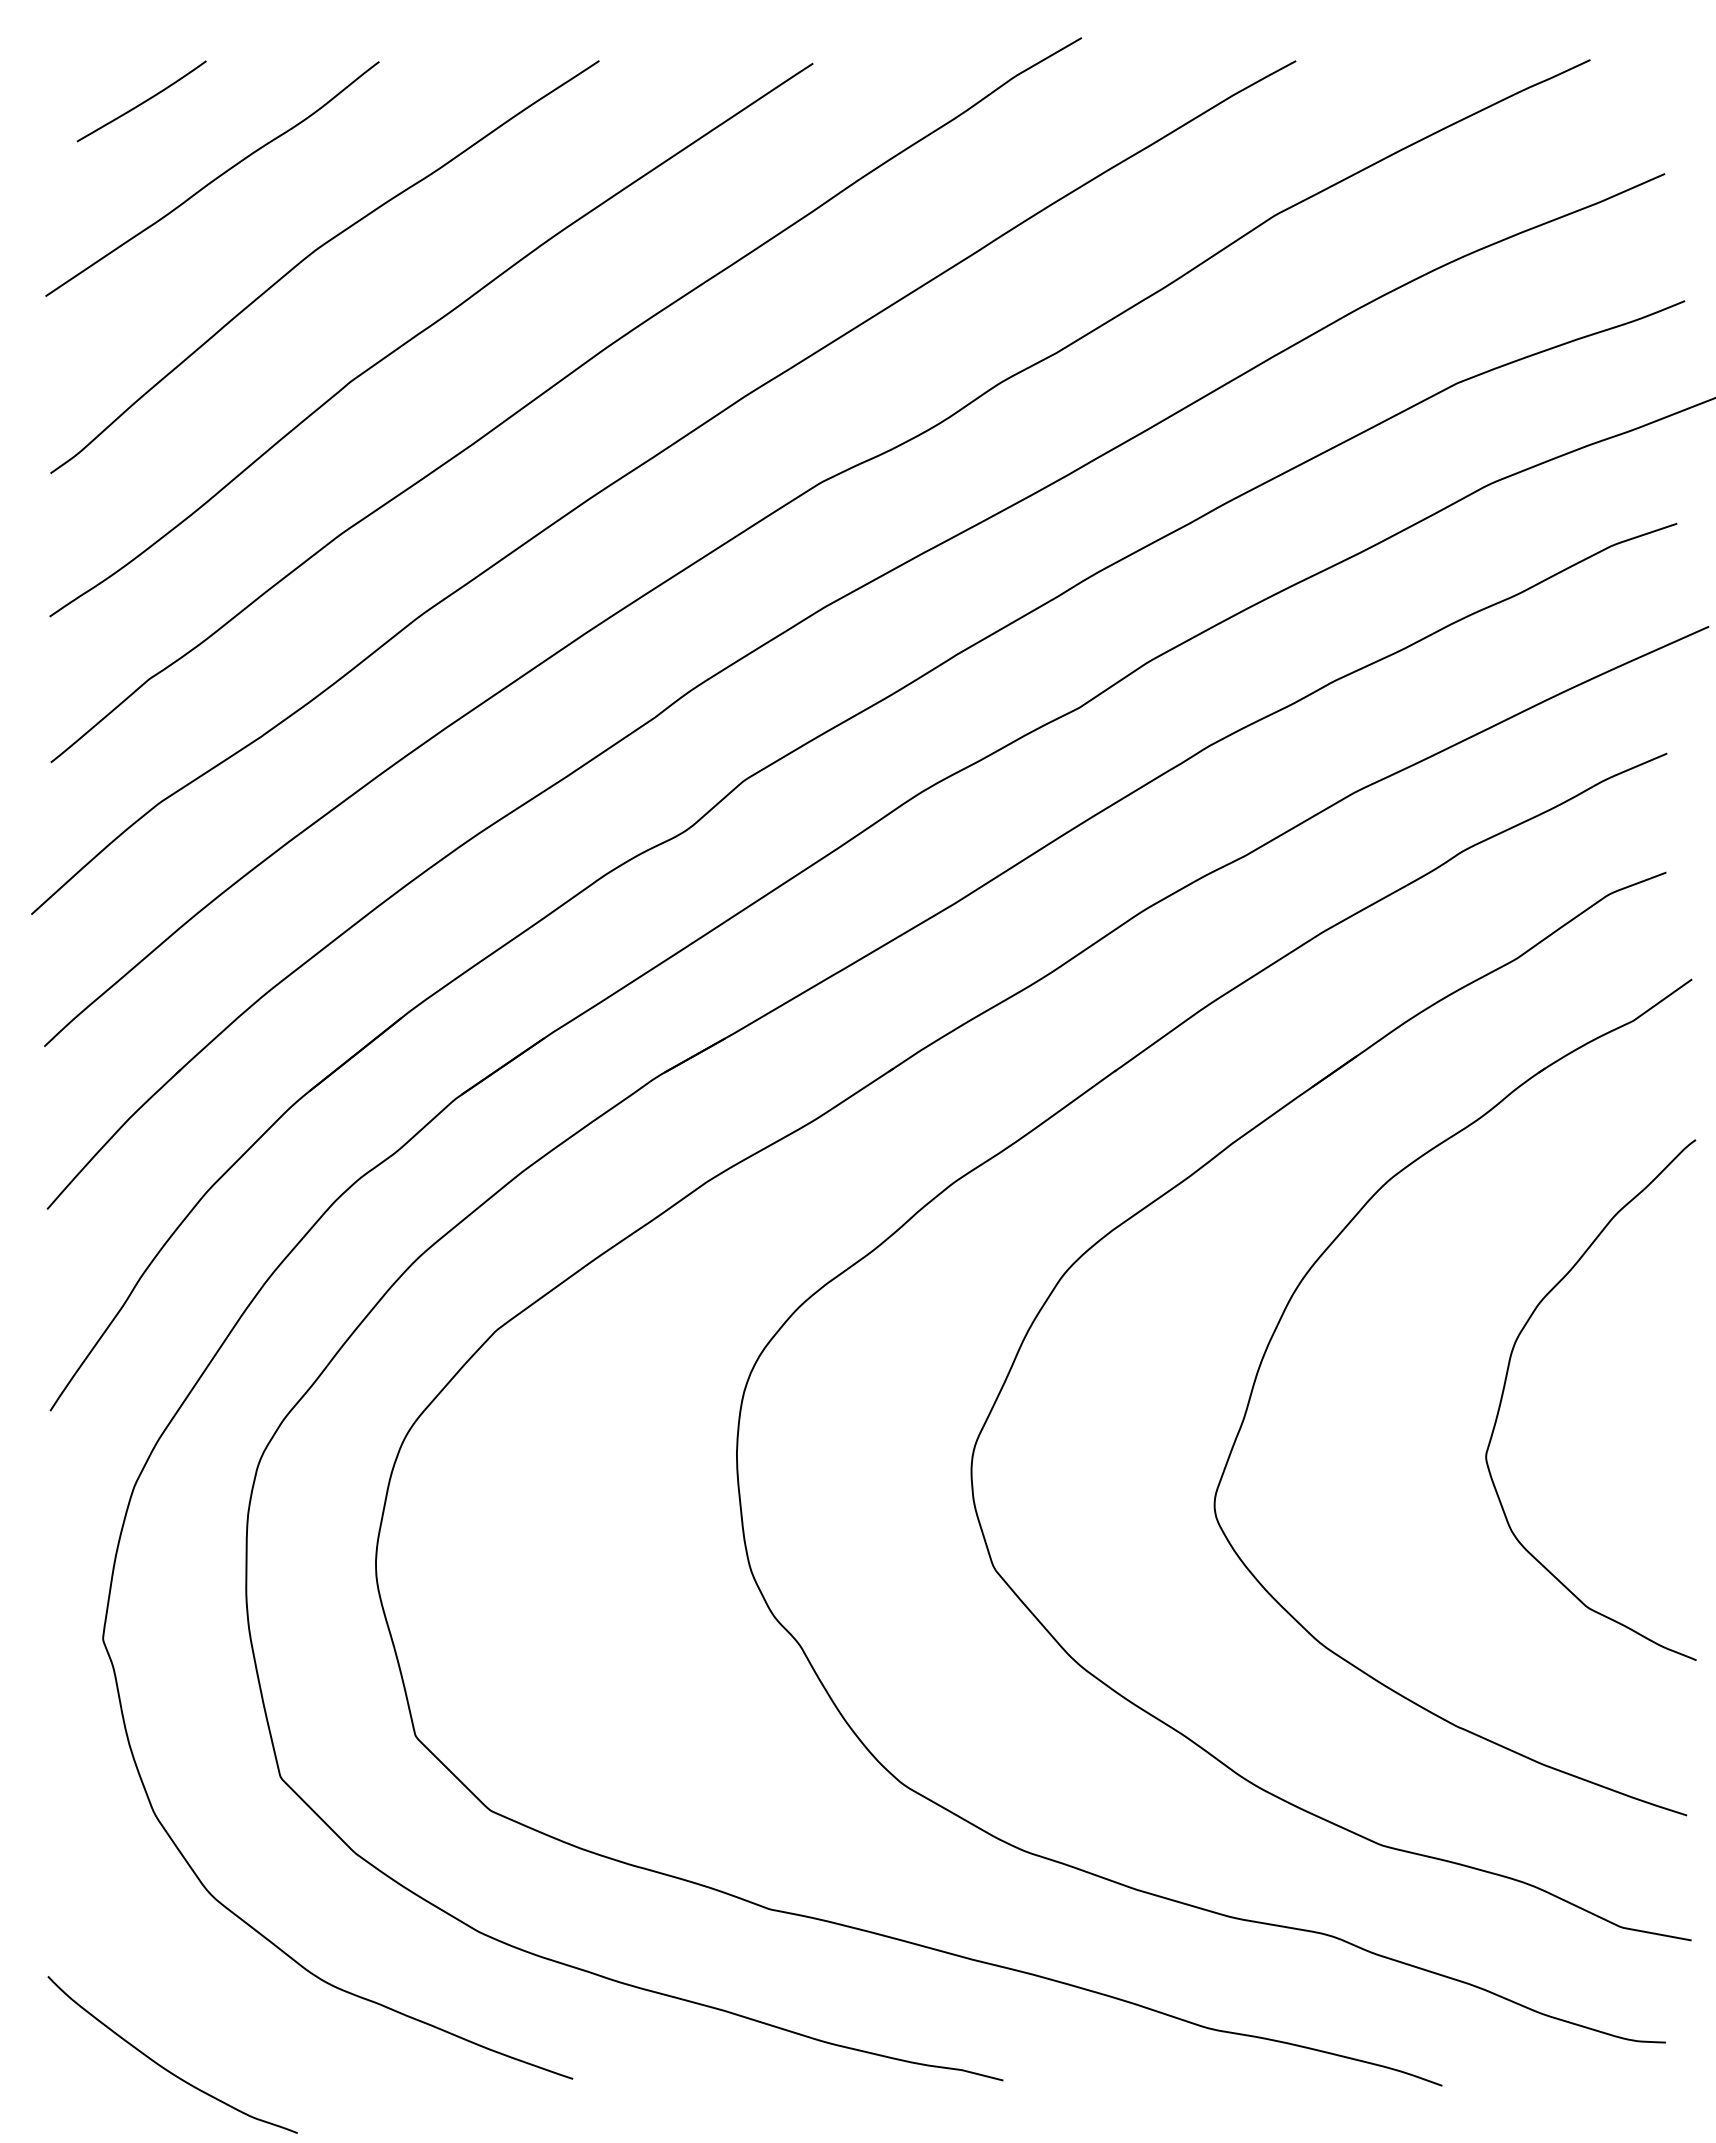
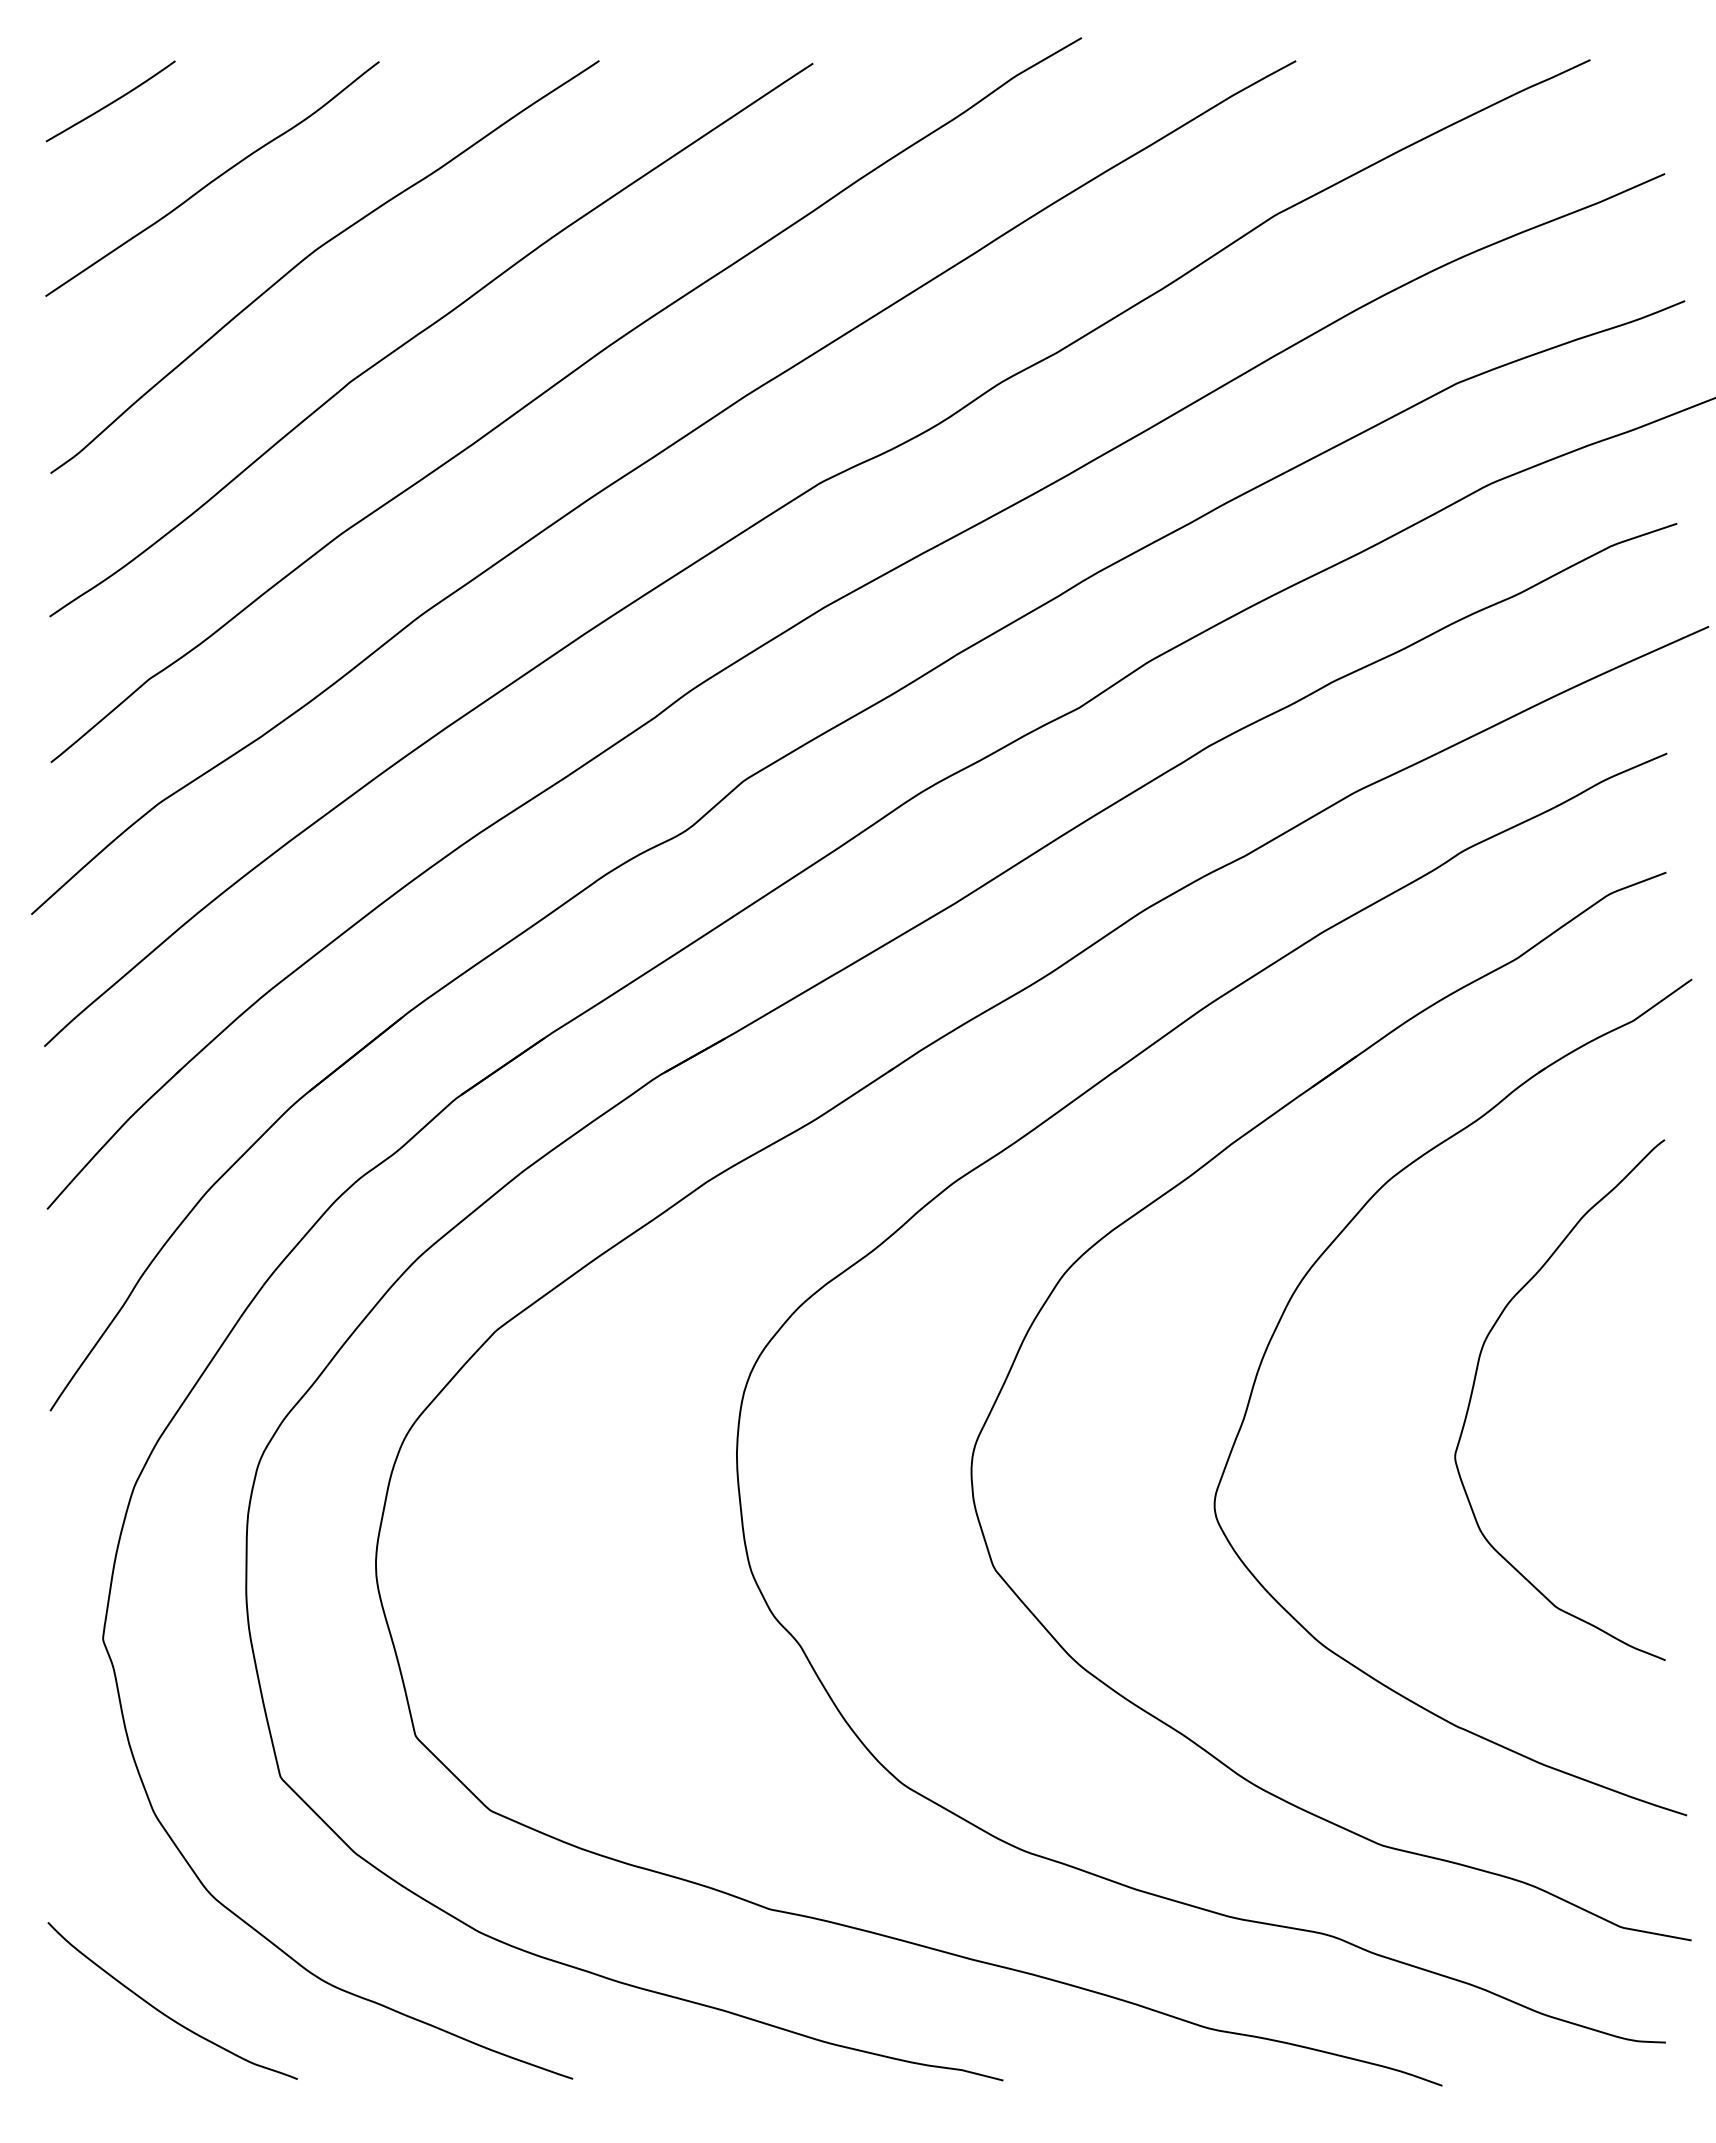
curve position: (141, 102) -> (110, 102) (110, 102)
curve position: (1507, 1377) -> (1476, 1377) (1476, 1377)
curve position: (163, 2066) -> (163, 2012) (163, 2012)
